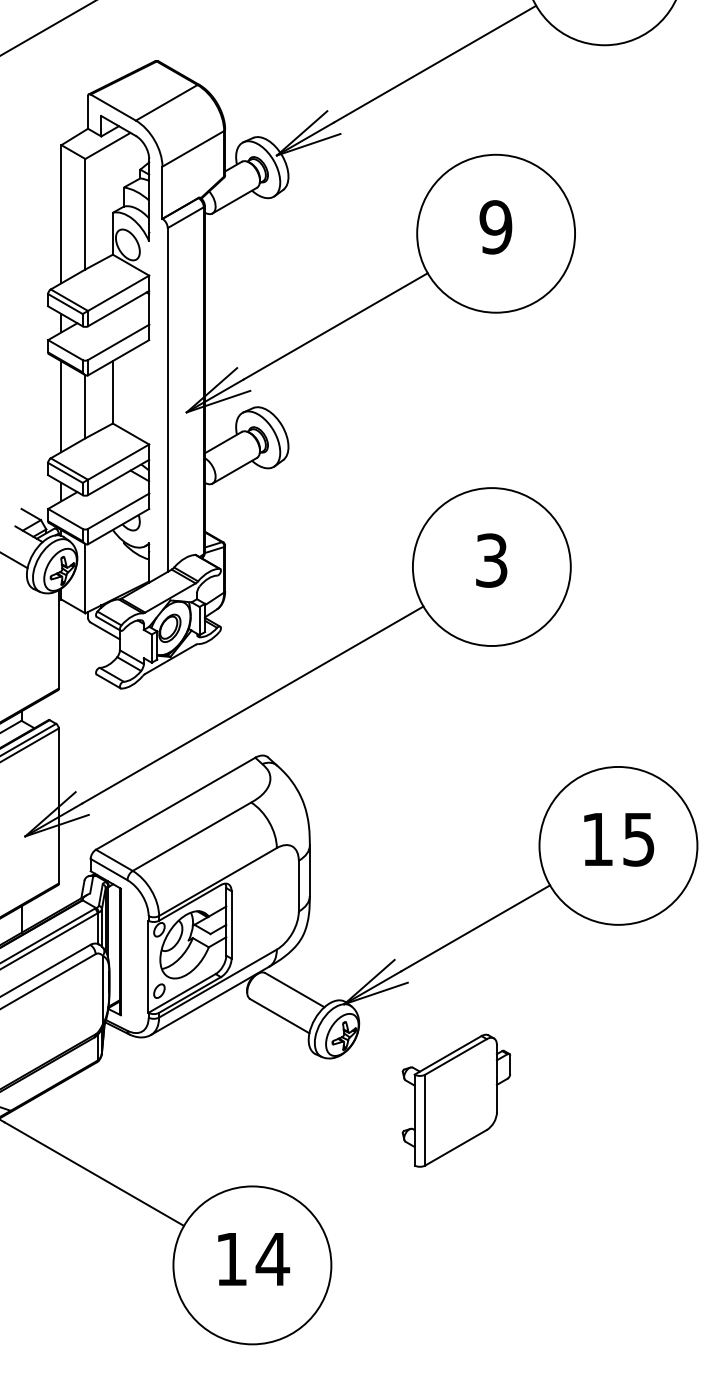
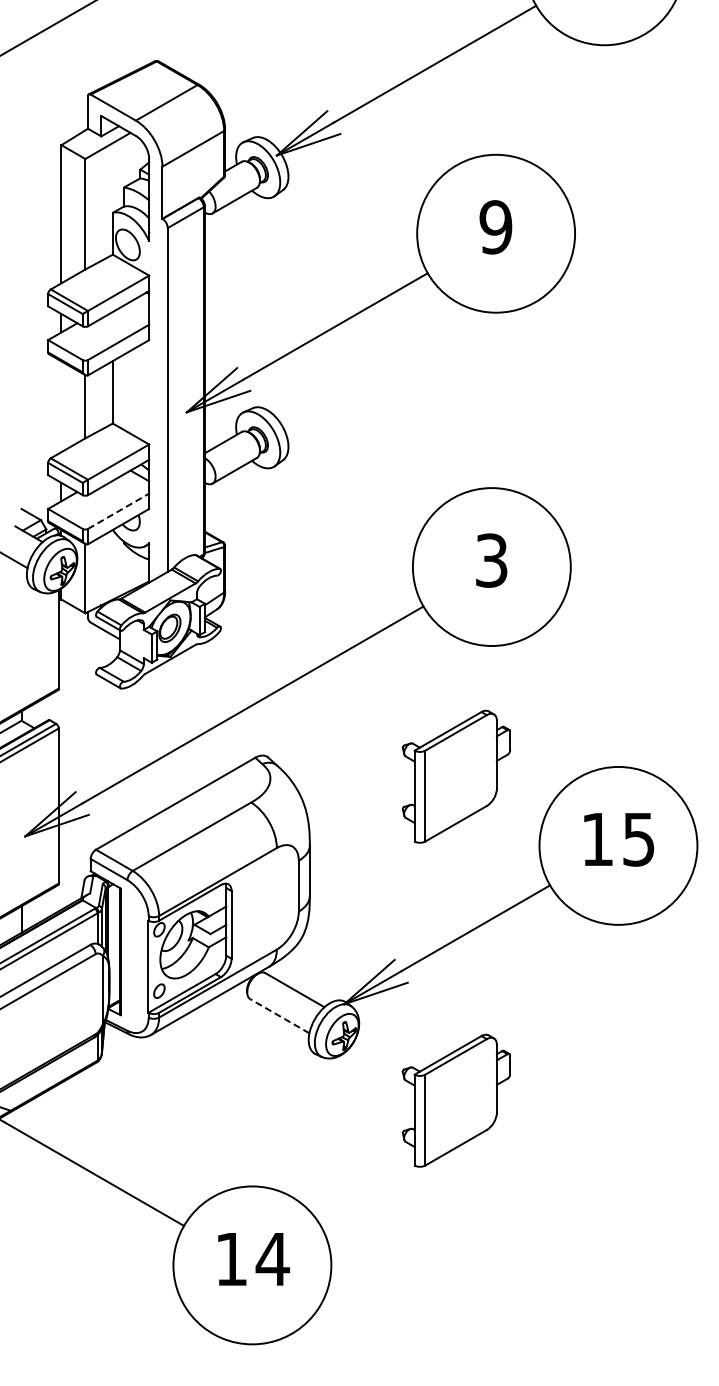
line: present -> none (61, 406)
line: solid -> dashed (119, 511)
part: none -> present (456, 776)
line: solid -> dashed (279, 1015)
